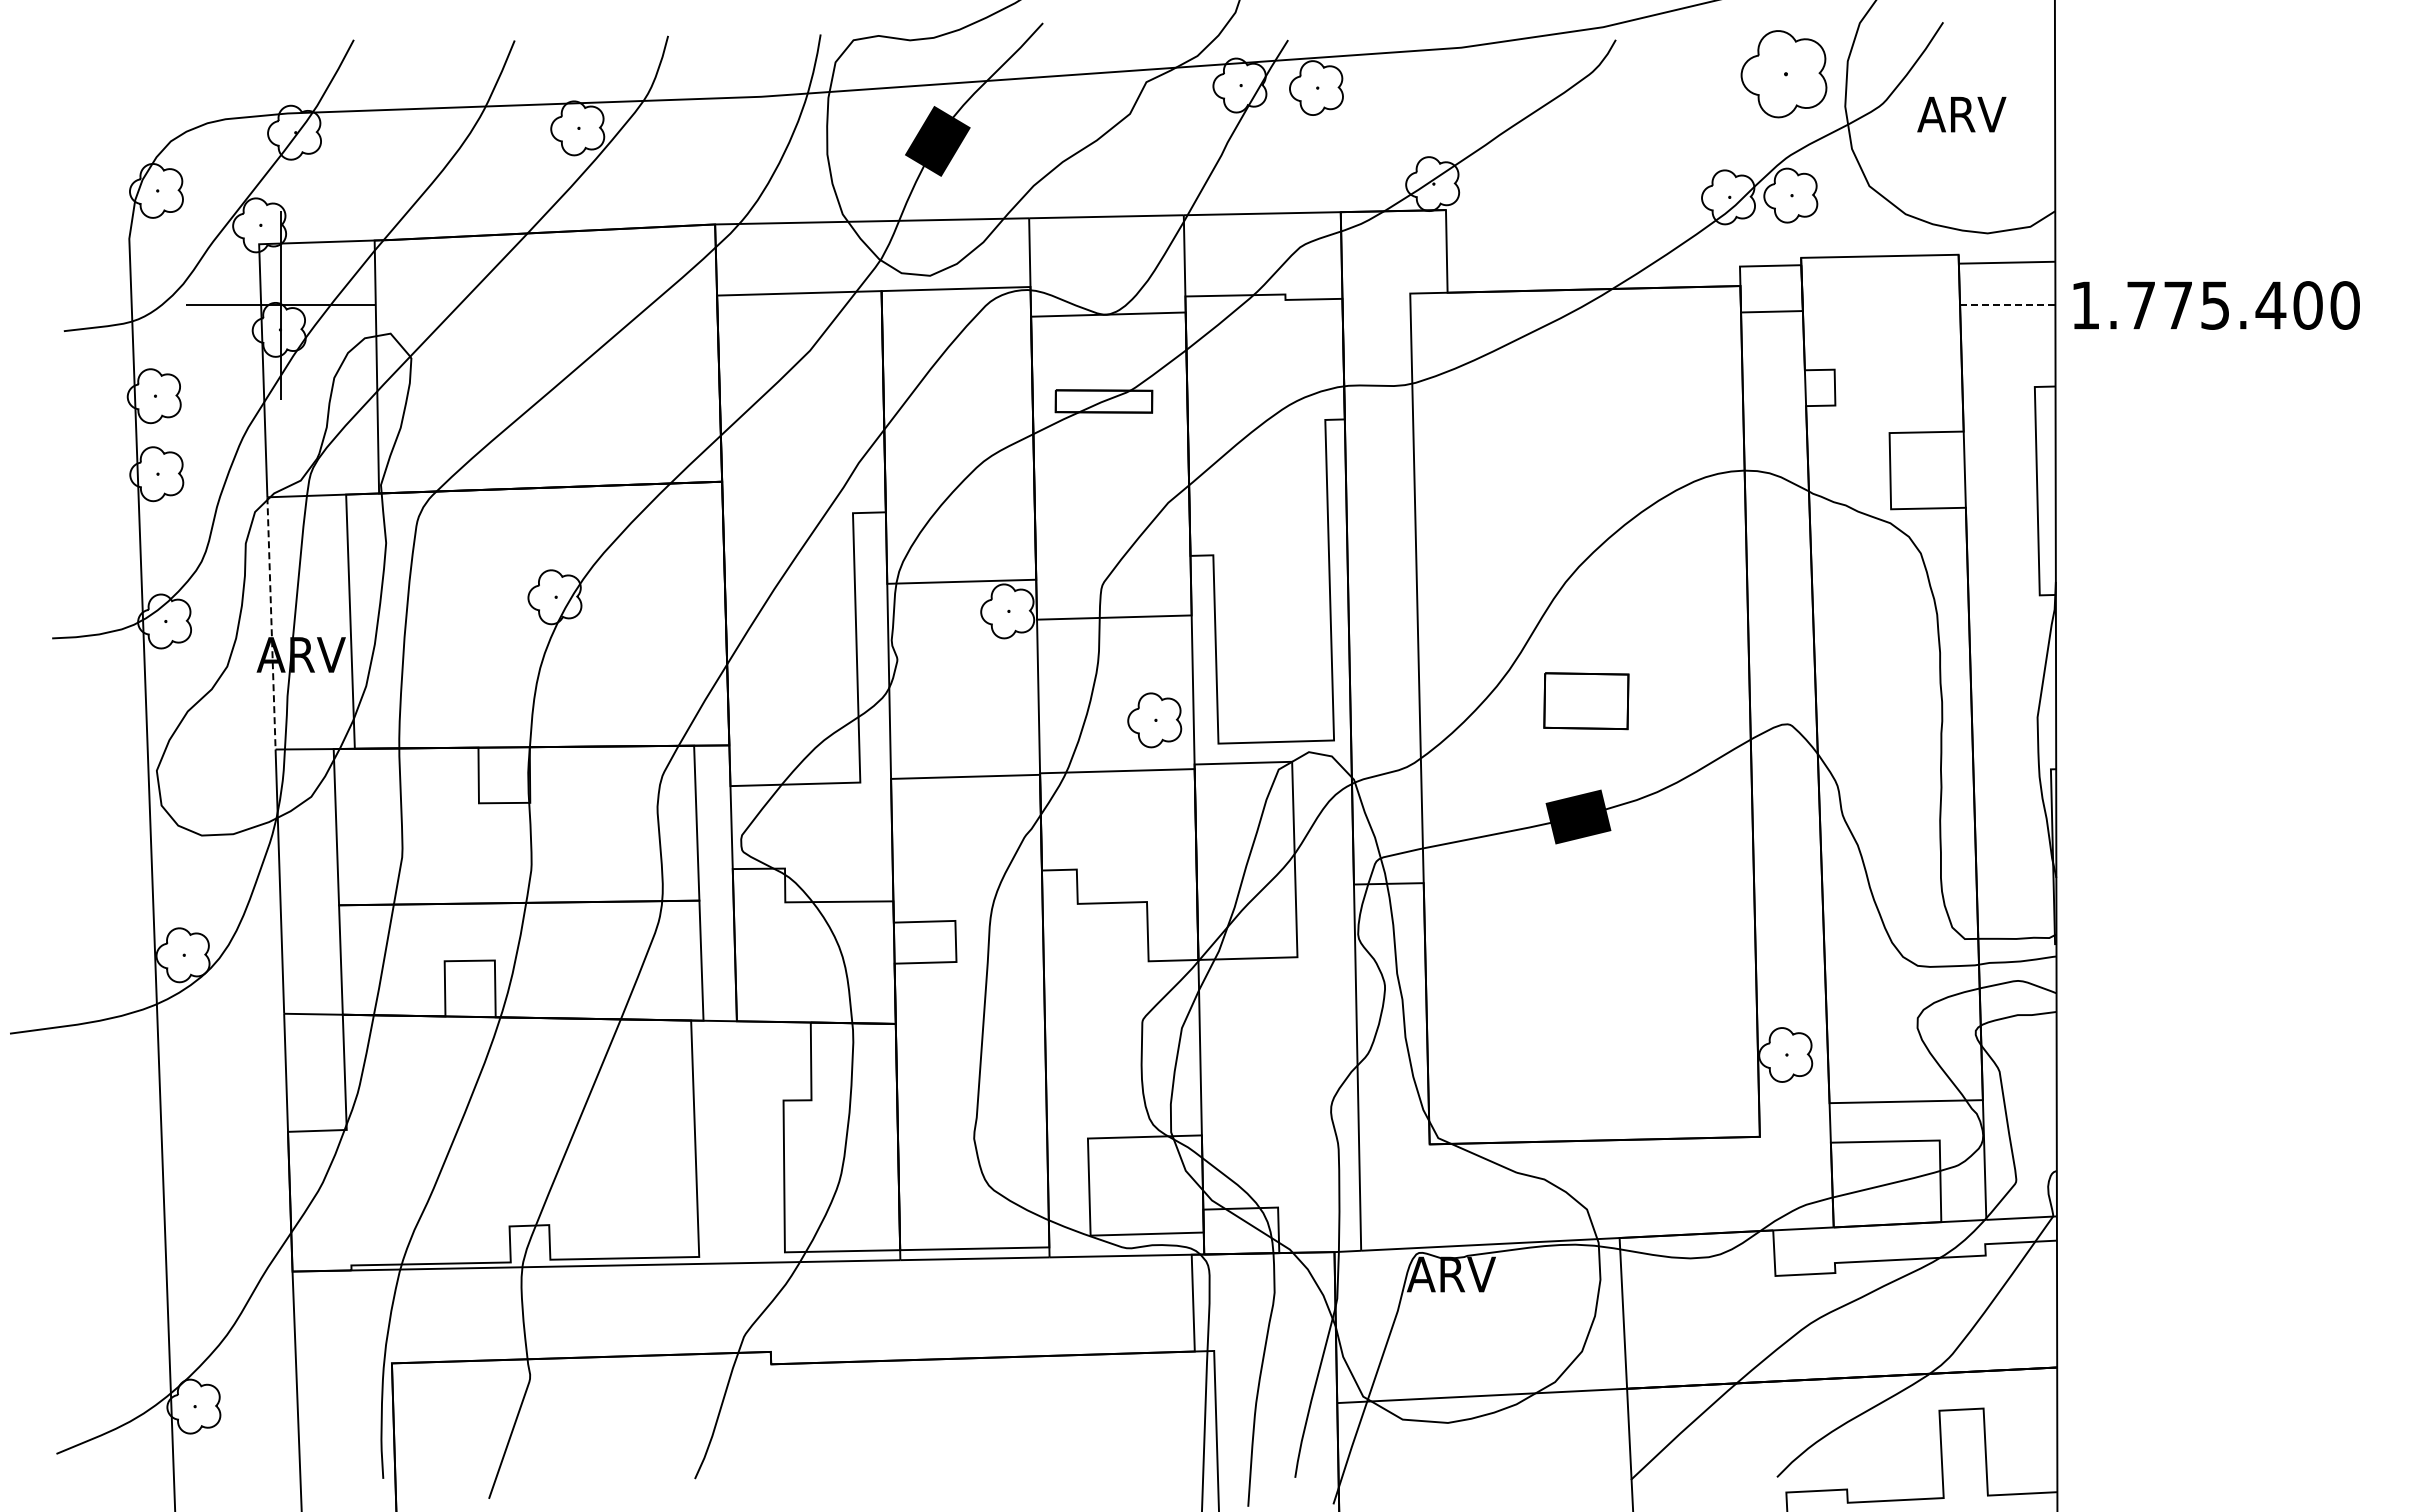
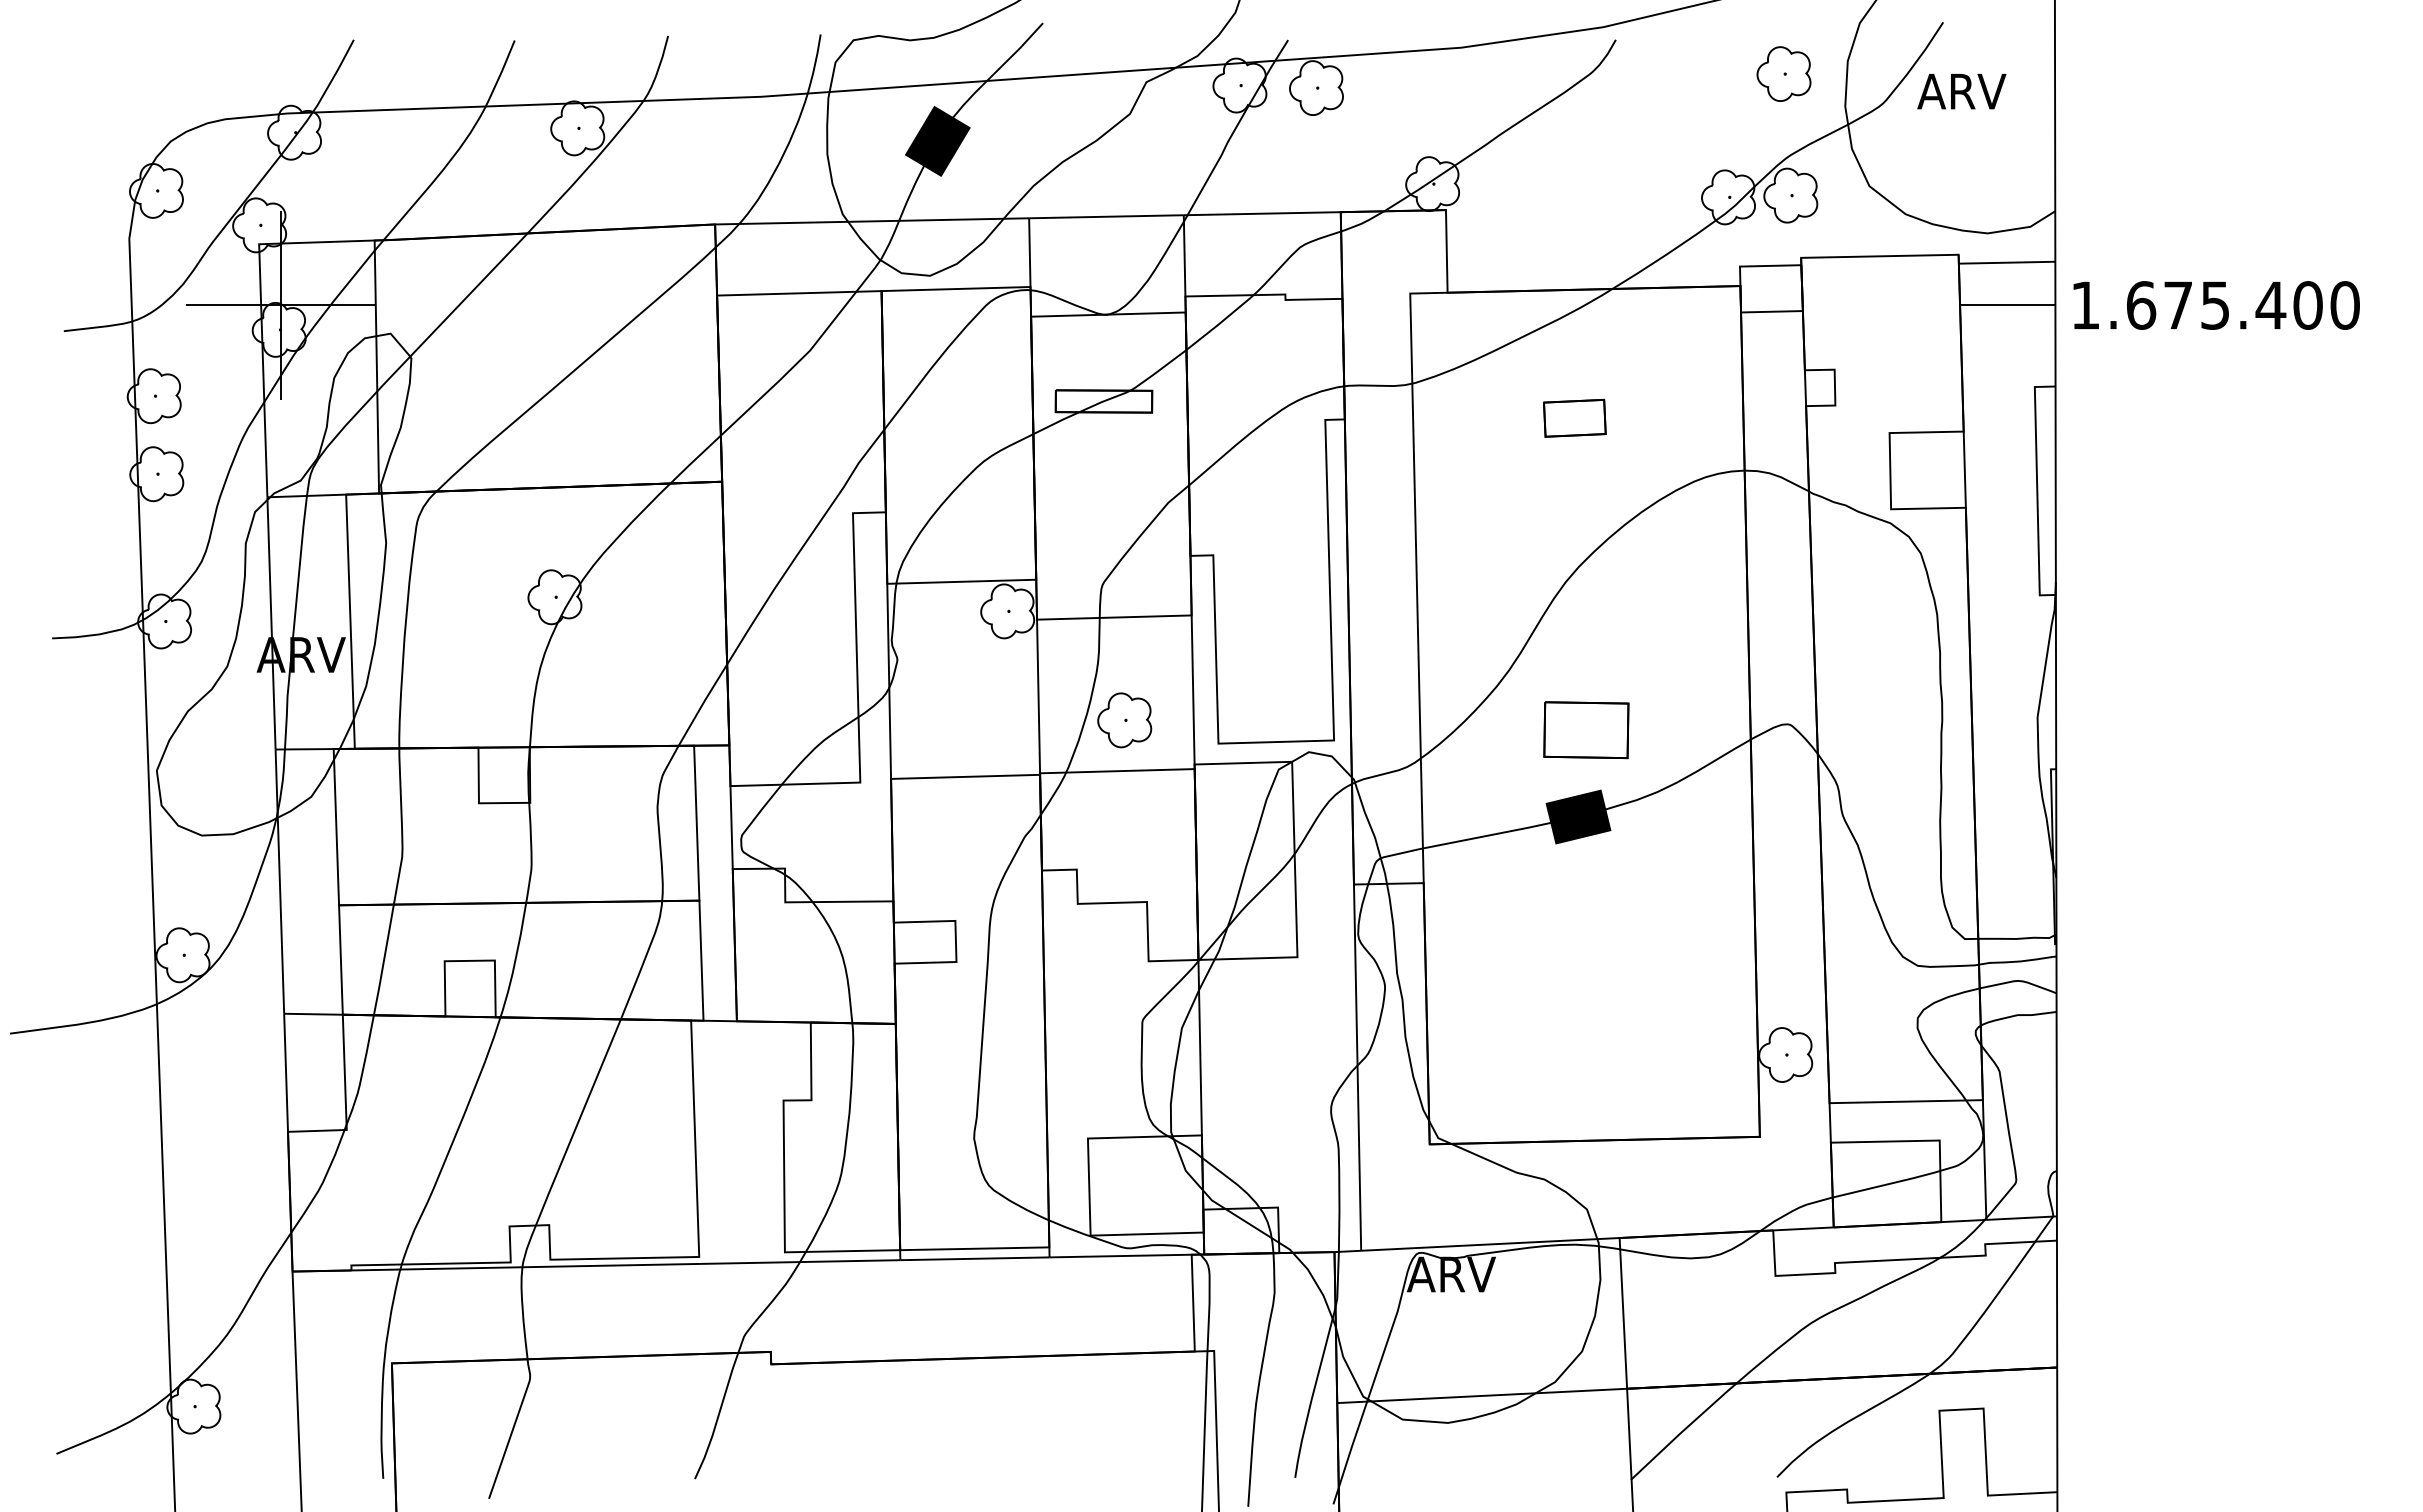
part size: 88x89 px -> 56x56 px (1783, 73)
text position: (1961, 114) -> (1961, 91) (1961, 91)
line: dashed -> solid (2007, 305)
text: 1.775.400 -> 1.675.400 (2141, 305)
part: none -> present (1574, 417)
line: dashed -> solid (271, 623)
part position: (1586, 701) -> (1586, 730) (1586, 730)
part position: (1154, 720) -> (1124, 720) (1124, 720)
